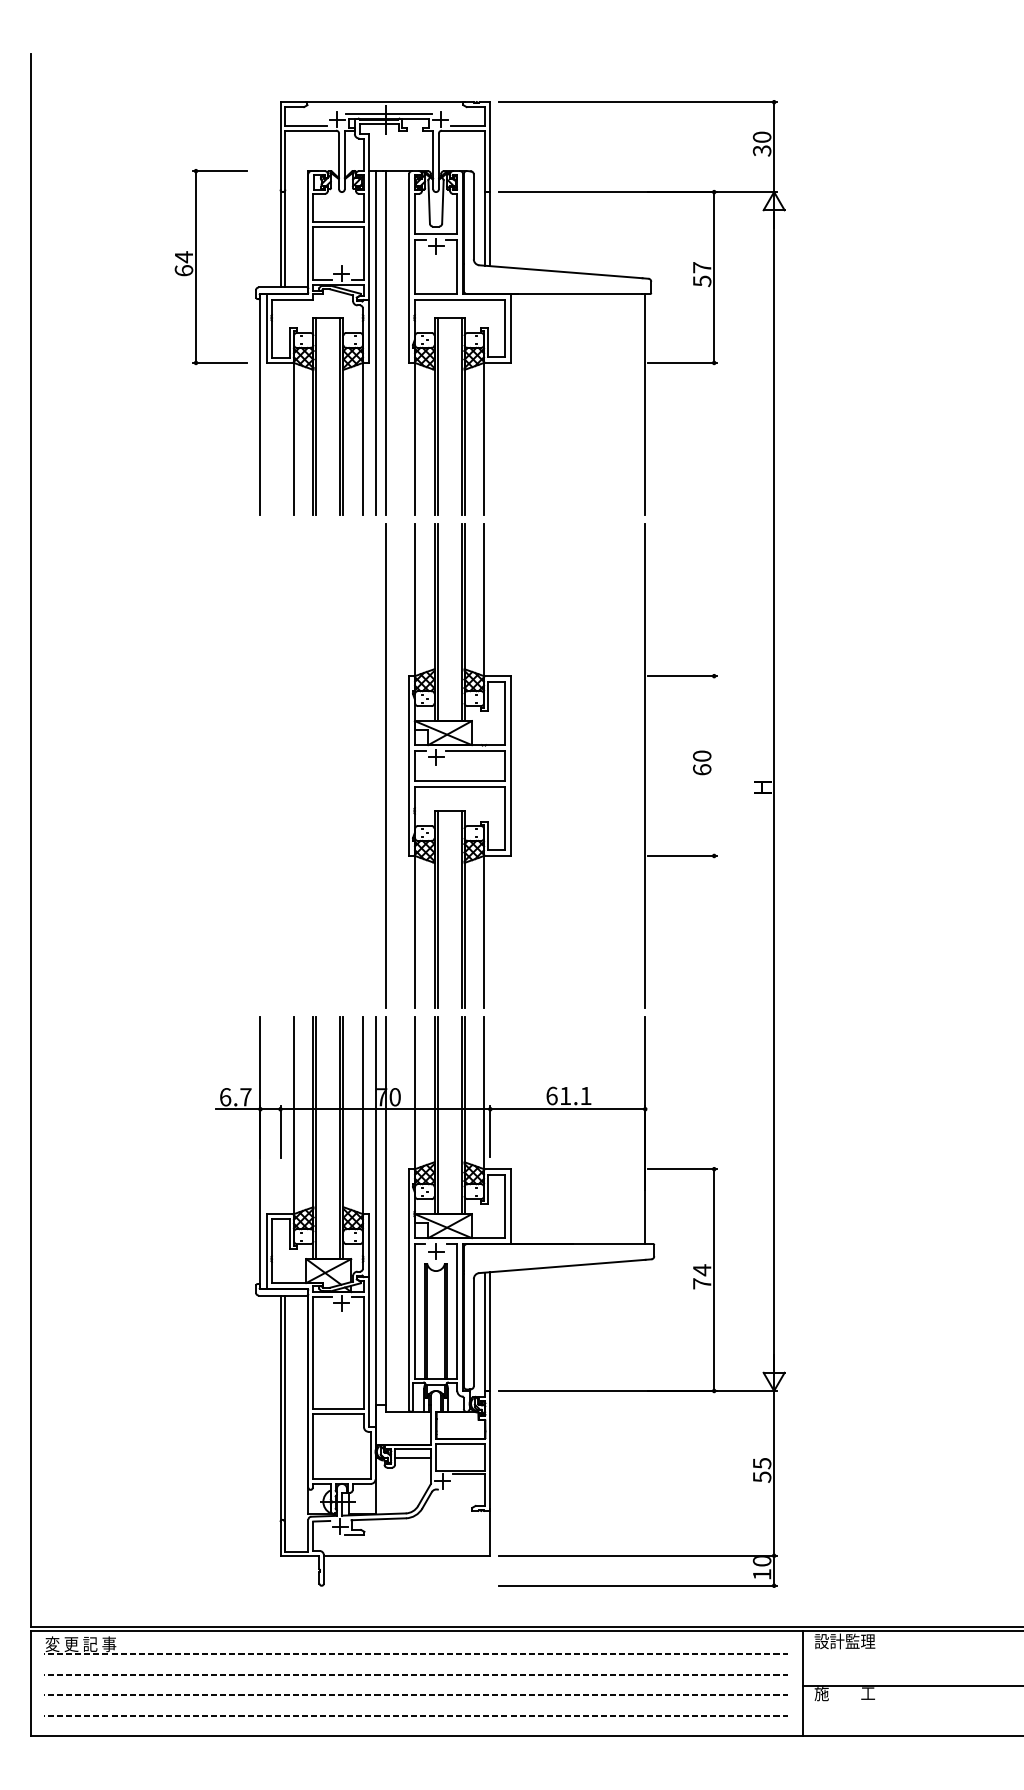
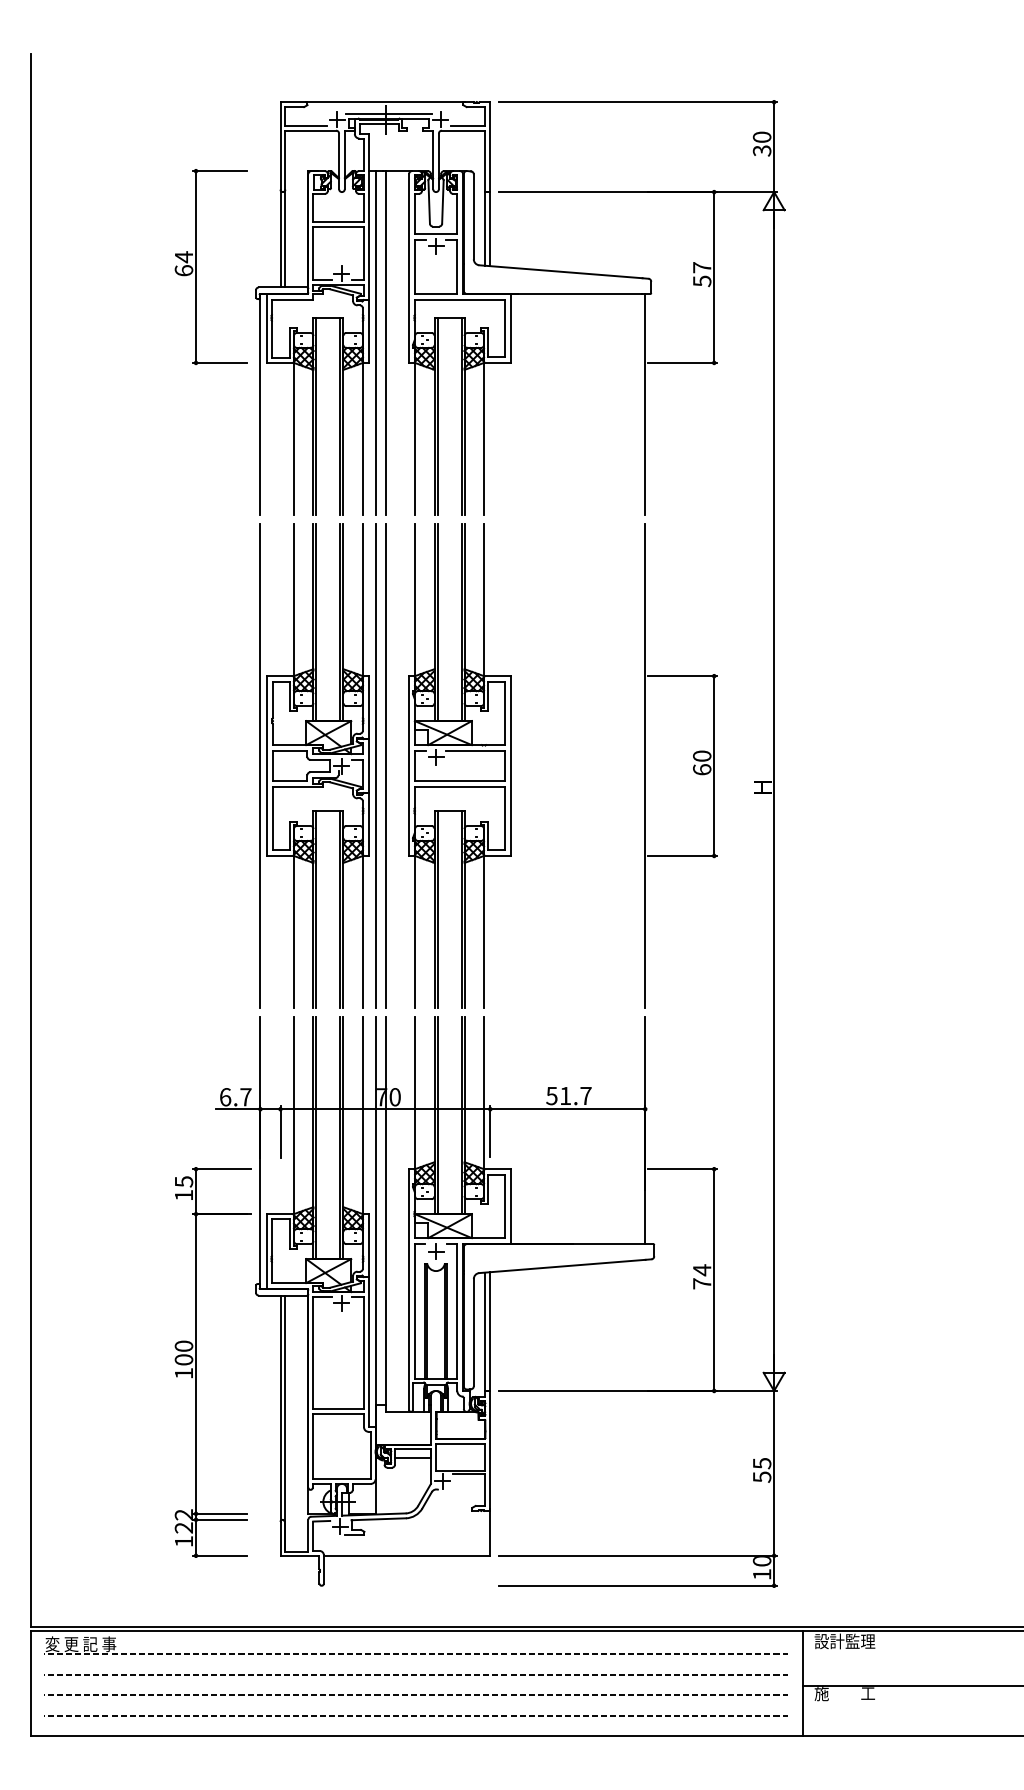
part: none -> present (317, 765)
line: none -> present (714, 765)
text: 61.1 -> 51.7 (568, 1095)
part: none -> present (196, 1362)
